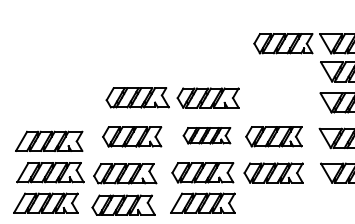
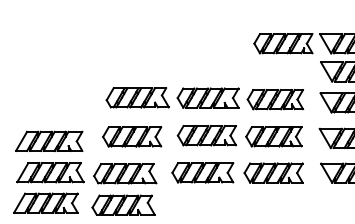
part: none -> present (275, 99)
part size: 50x18 px -> 62x22 px (206, 135)
part: present -> none (202, 202)
